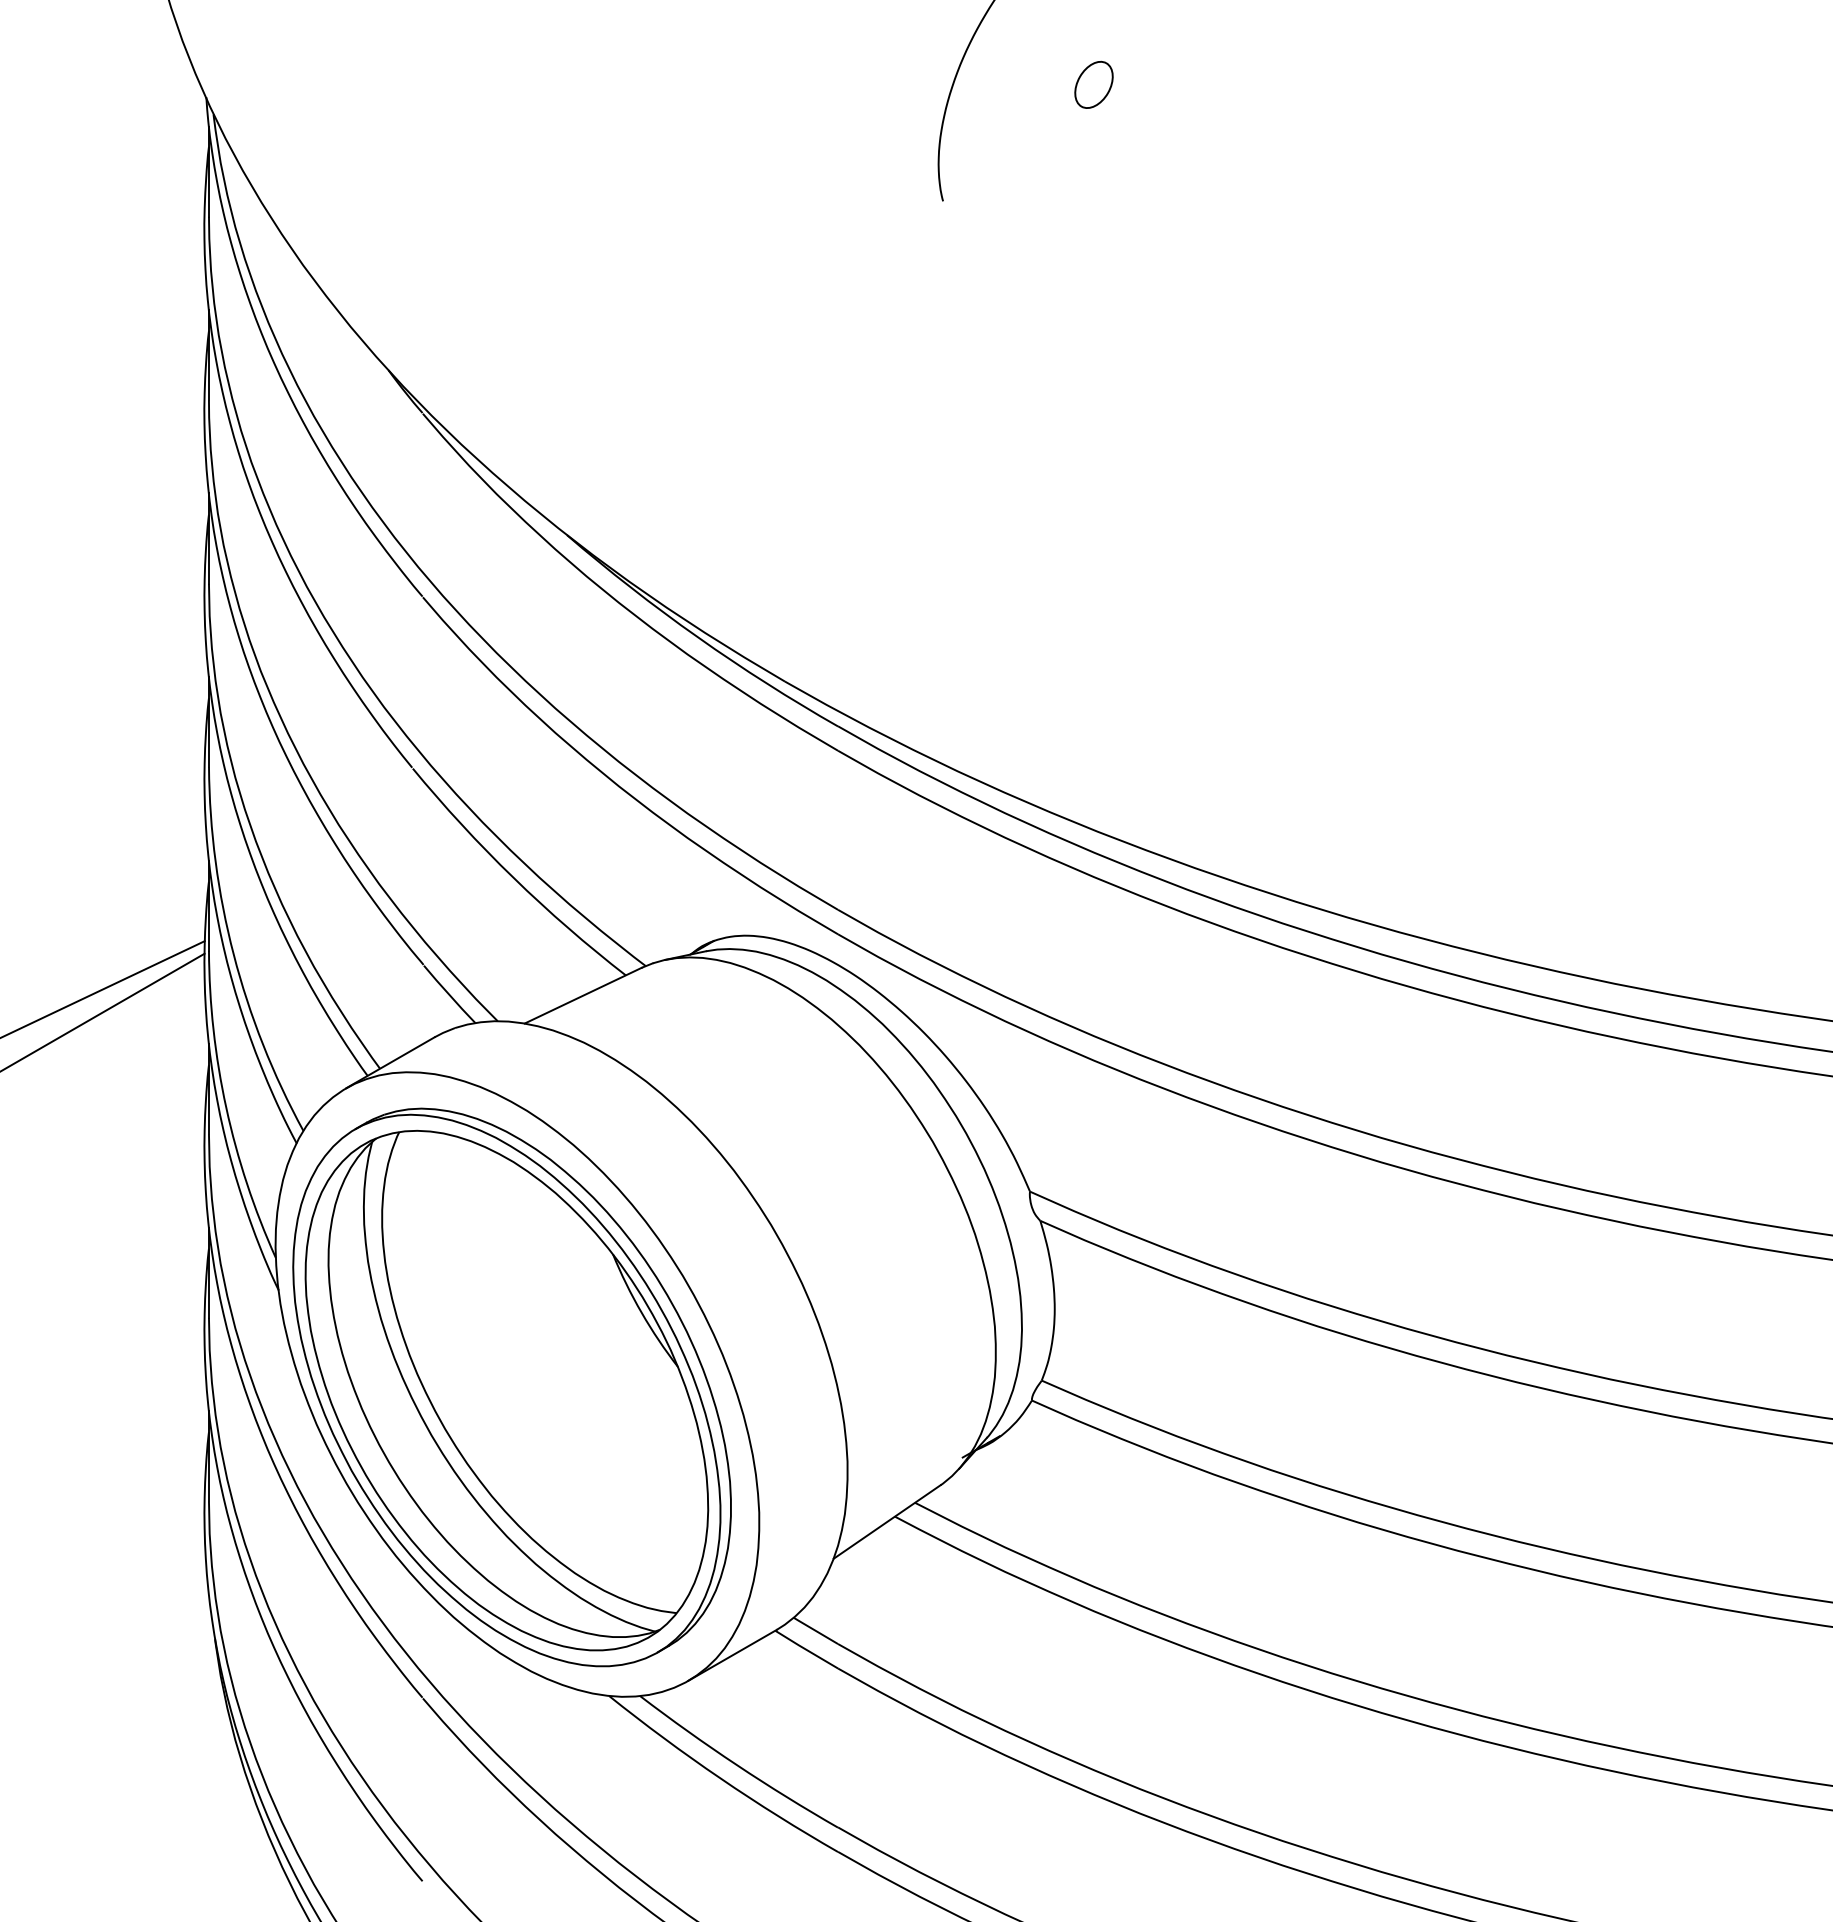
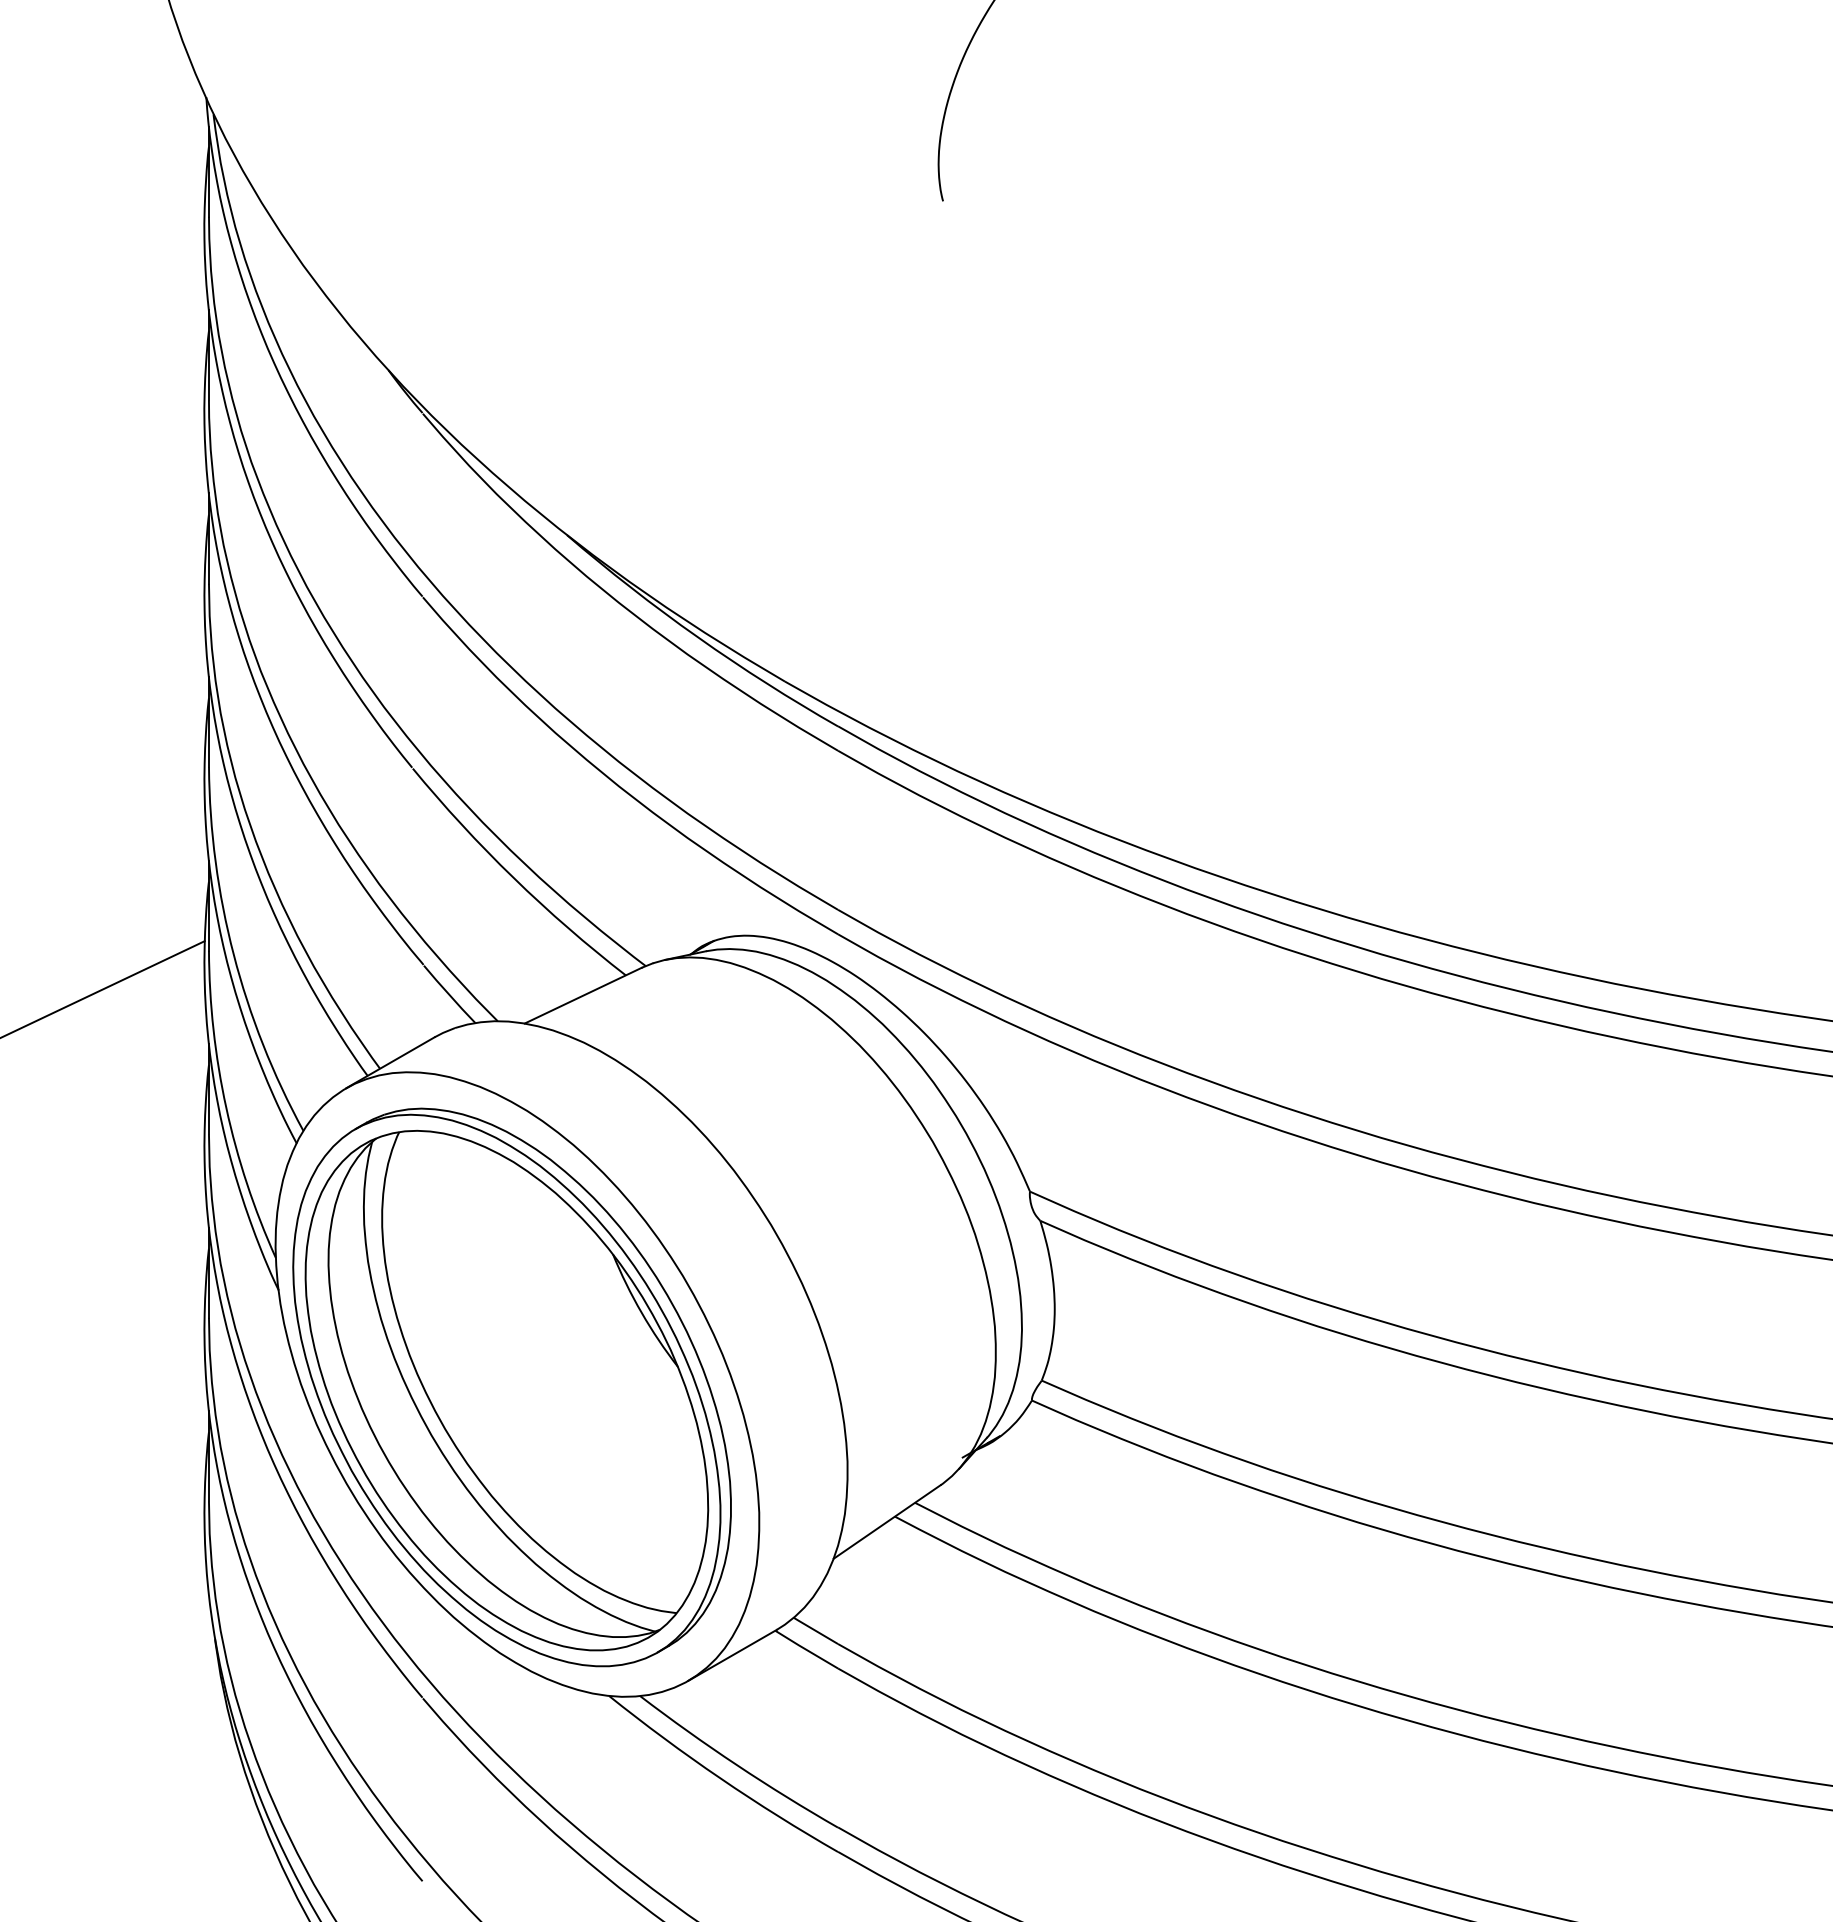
part: present -> none (1093, 84)
line: present -> none (103, 1011)
